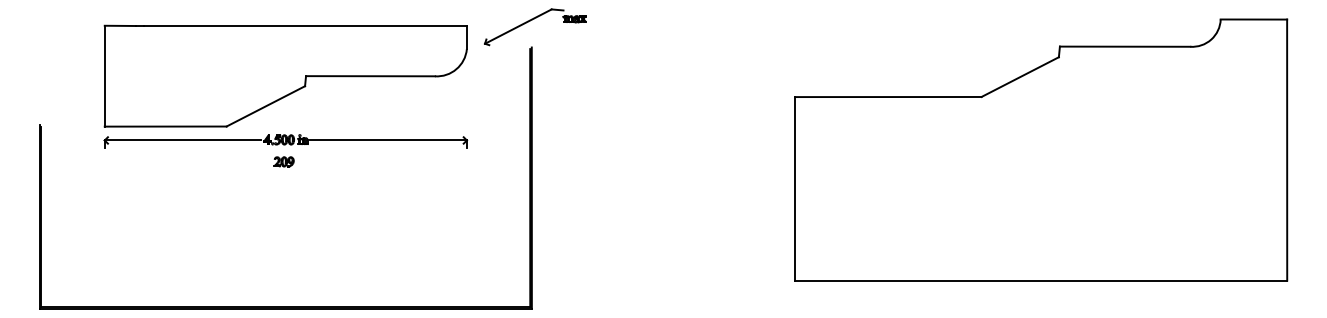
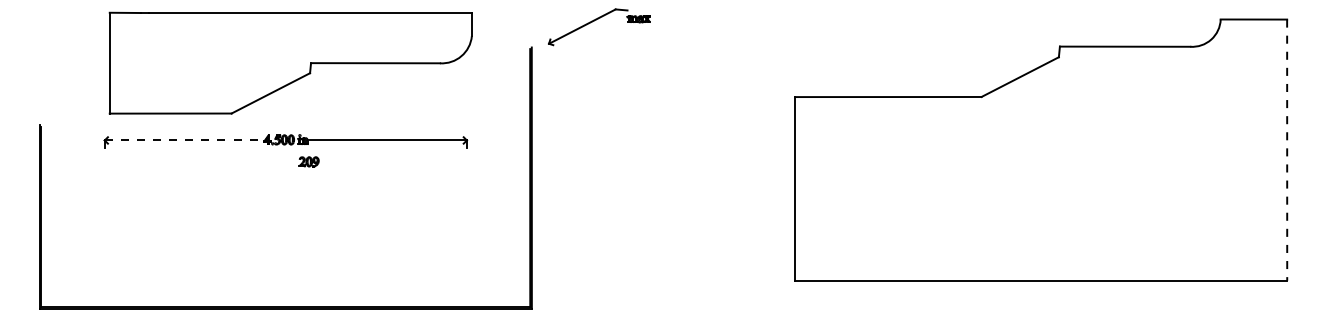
part position: (532, 20) -> (596, 20) (596, 20)
part position: (285, 75) -> (290, 62) (290, 62)
line: solid -> dashed (183, 140)
line: solid -> dashed (1287, 150)
part position: (283, 161) -> (308, 161) (308, 161)
